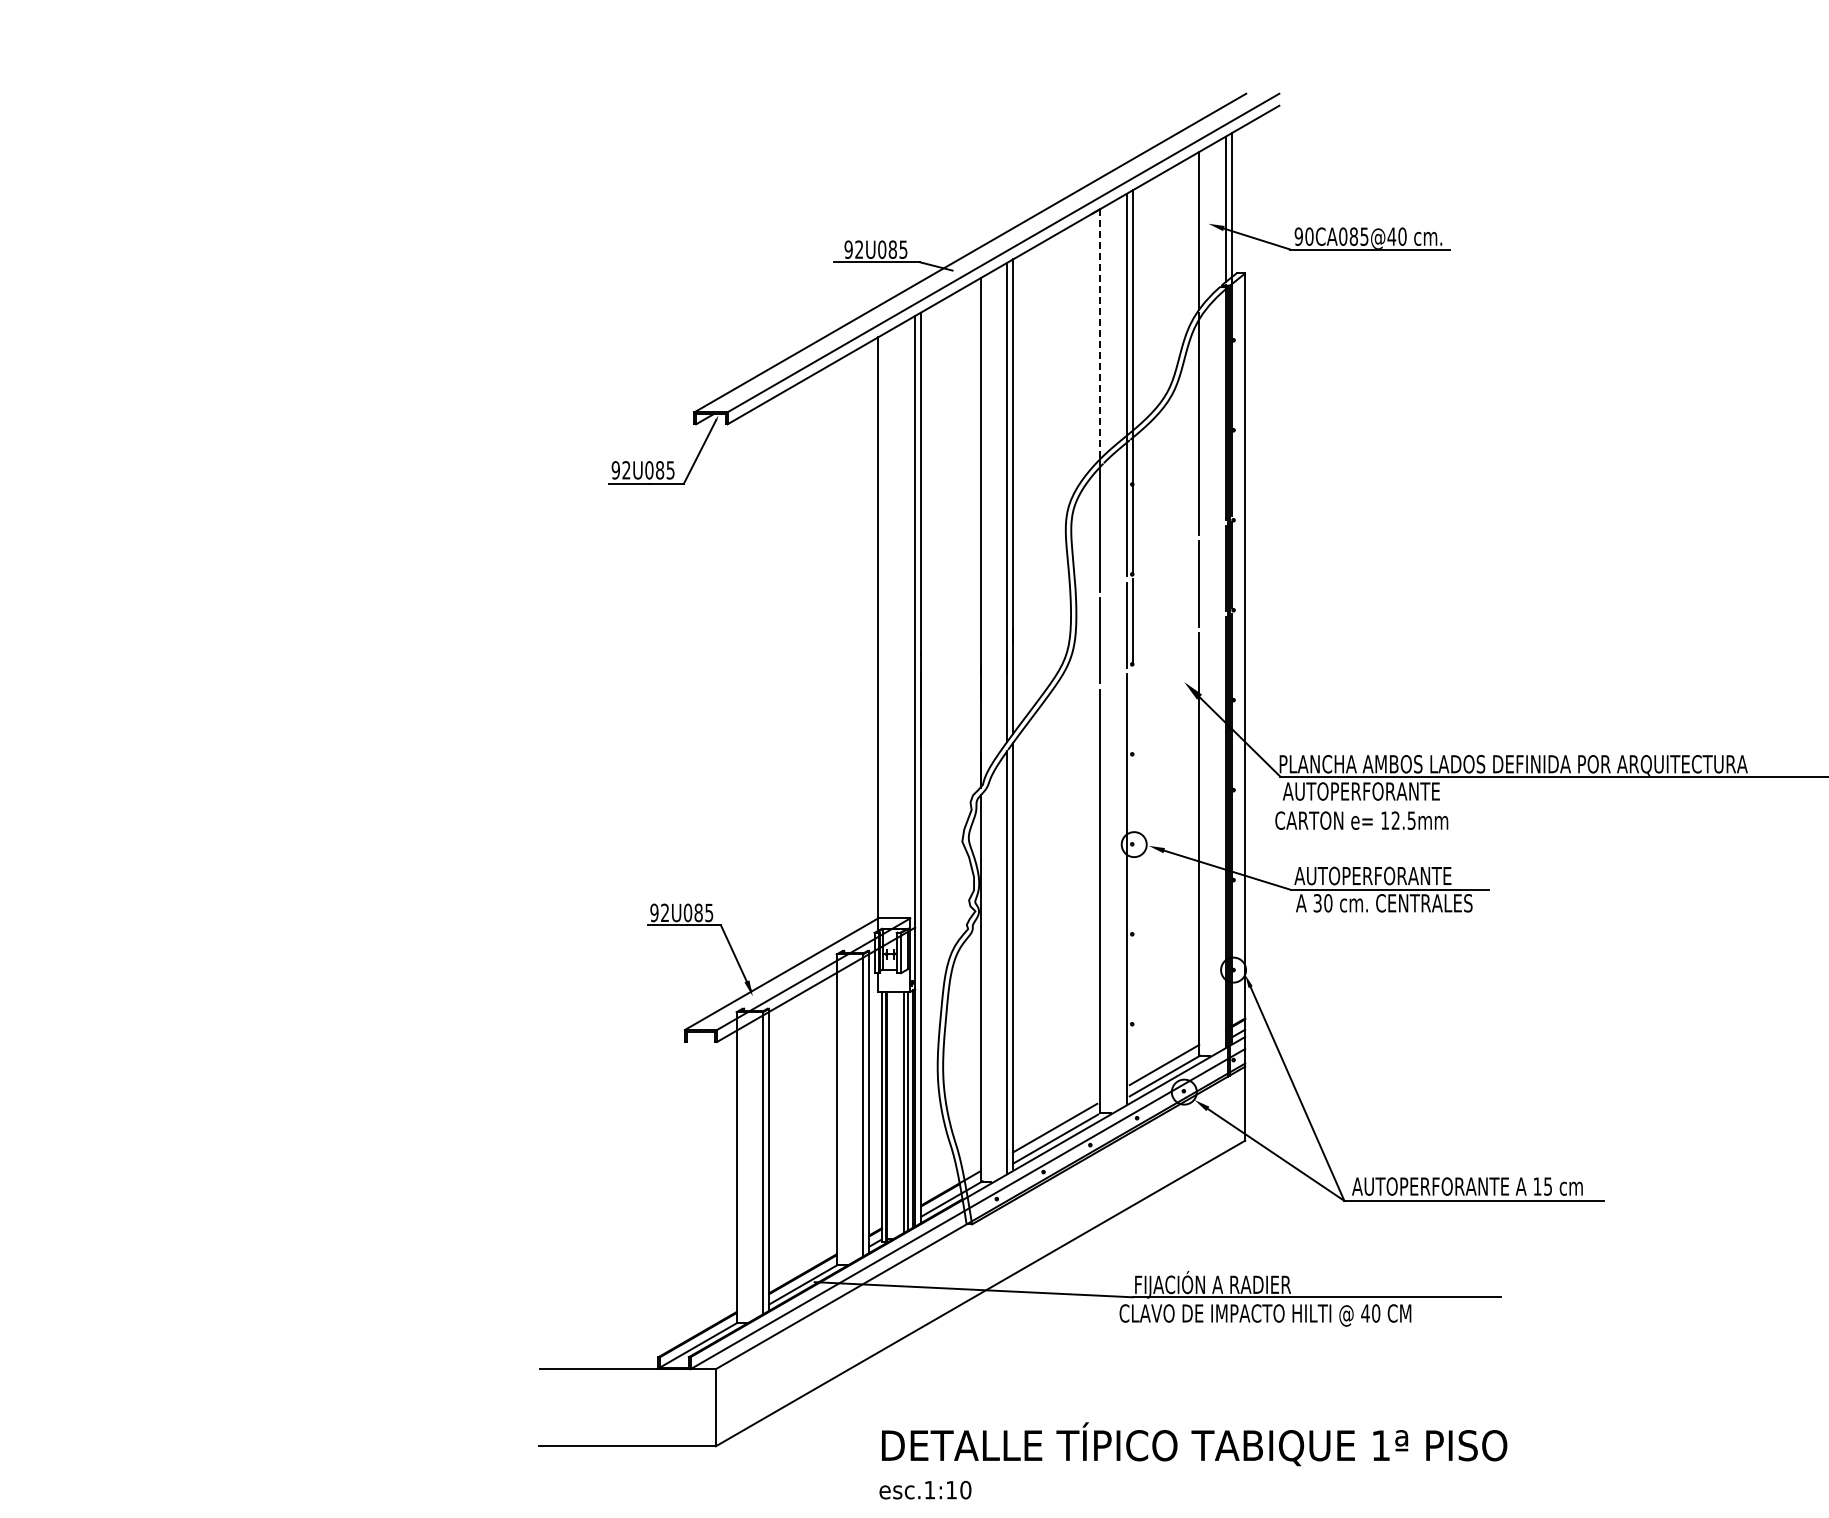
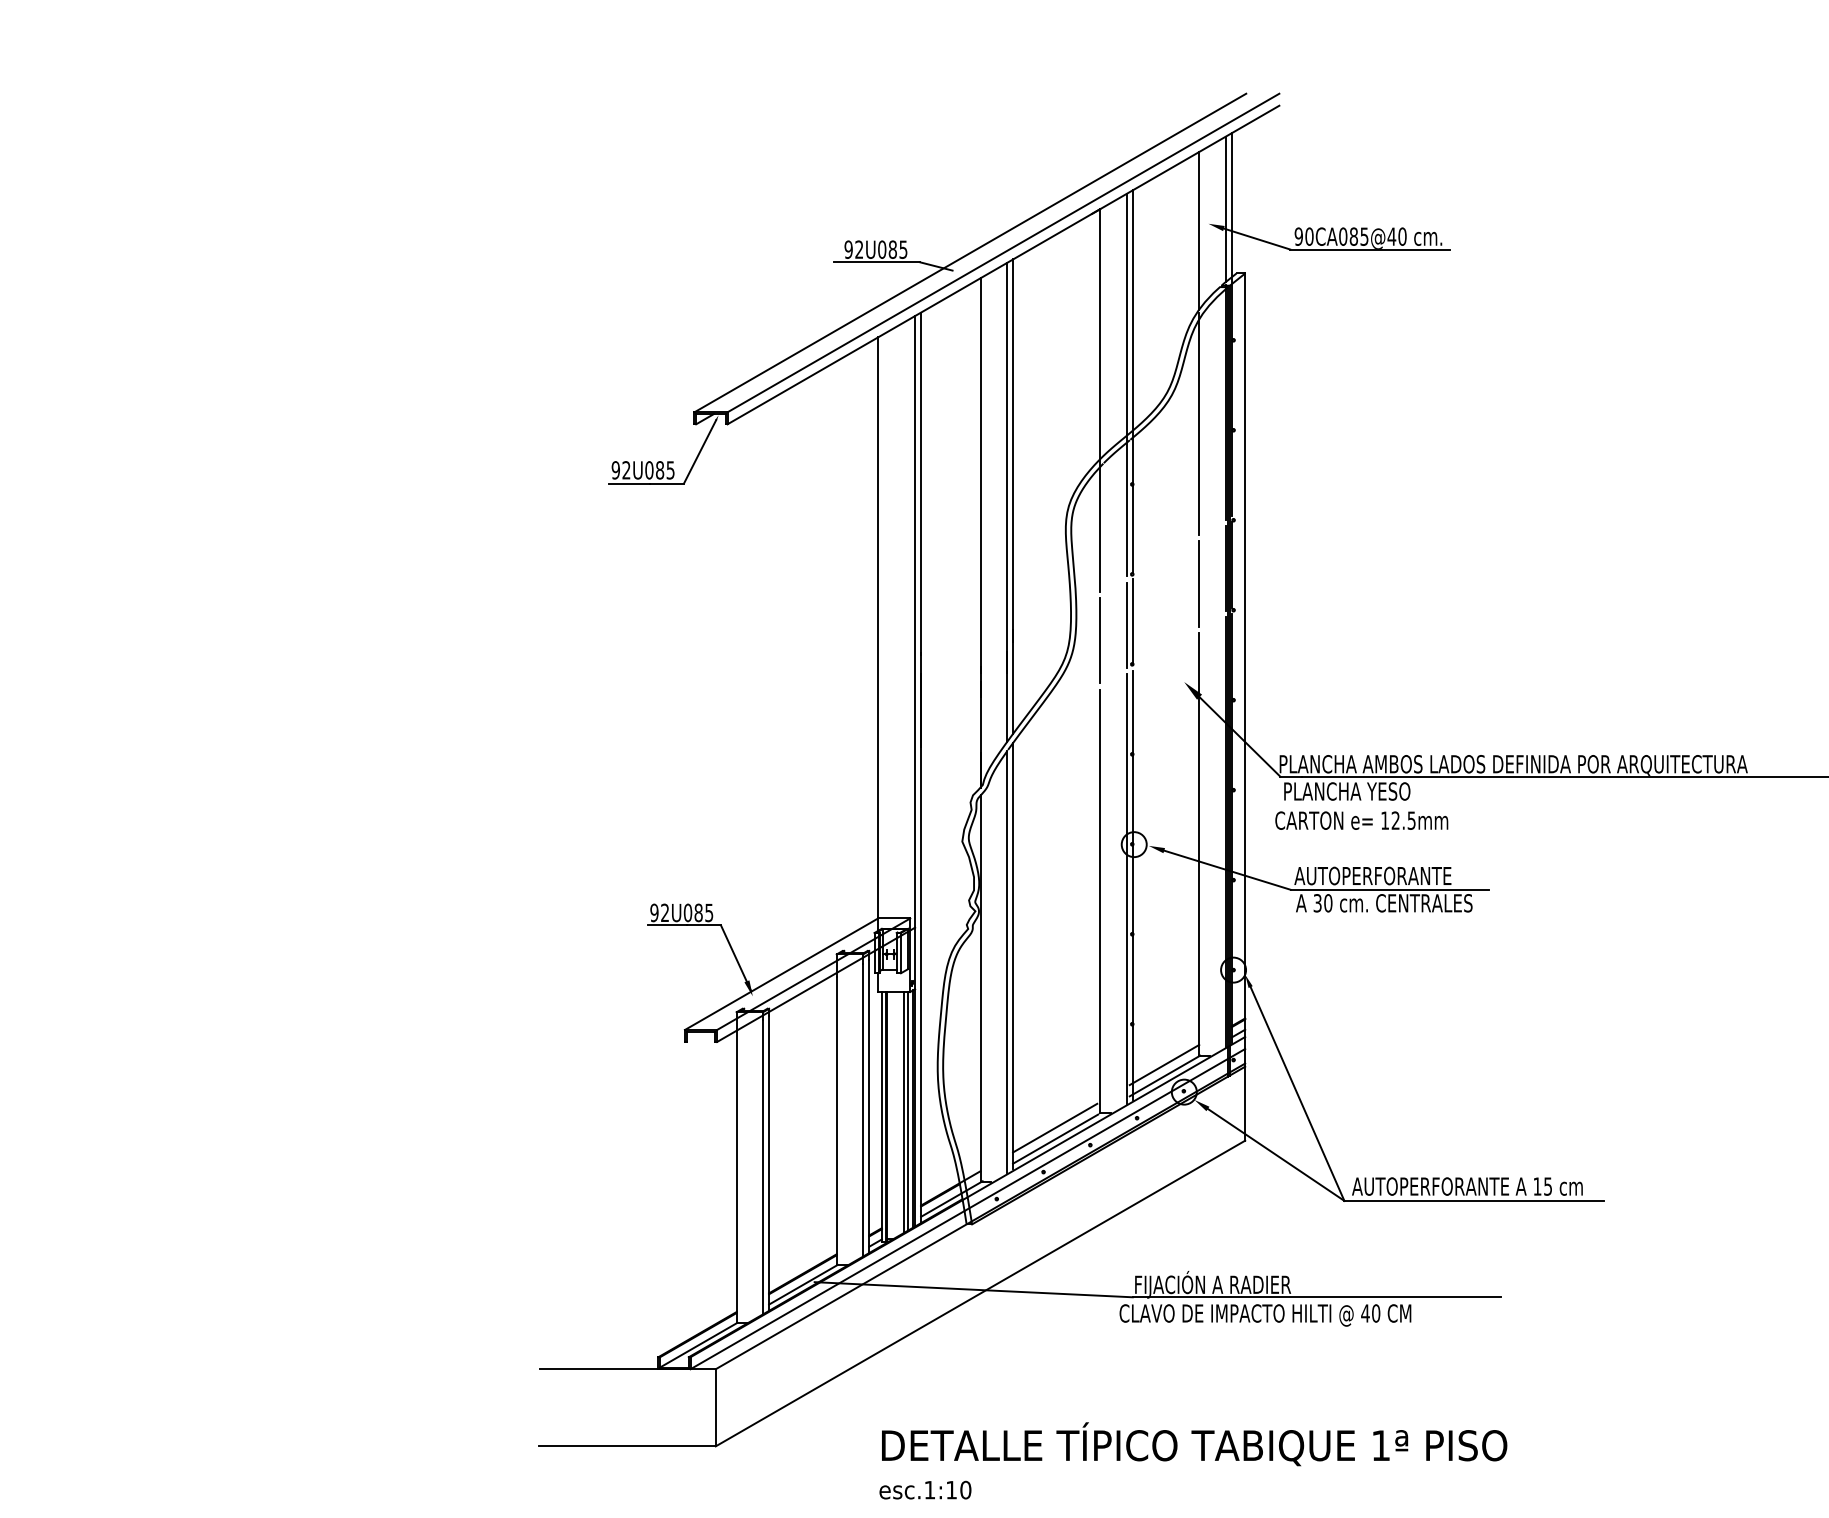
line: dashed -> solid (1100, 334)
text: AUTOPERFORANTE -> PLANCHA YESO (1360, 791)
line: none -> present (1132, 885)
